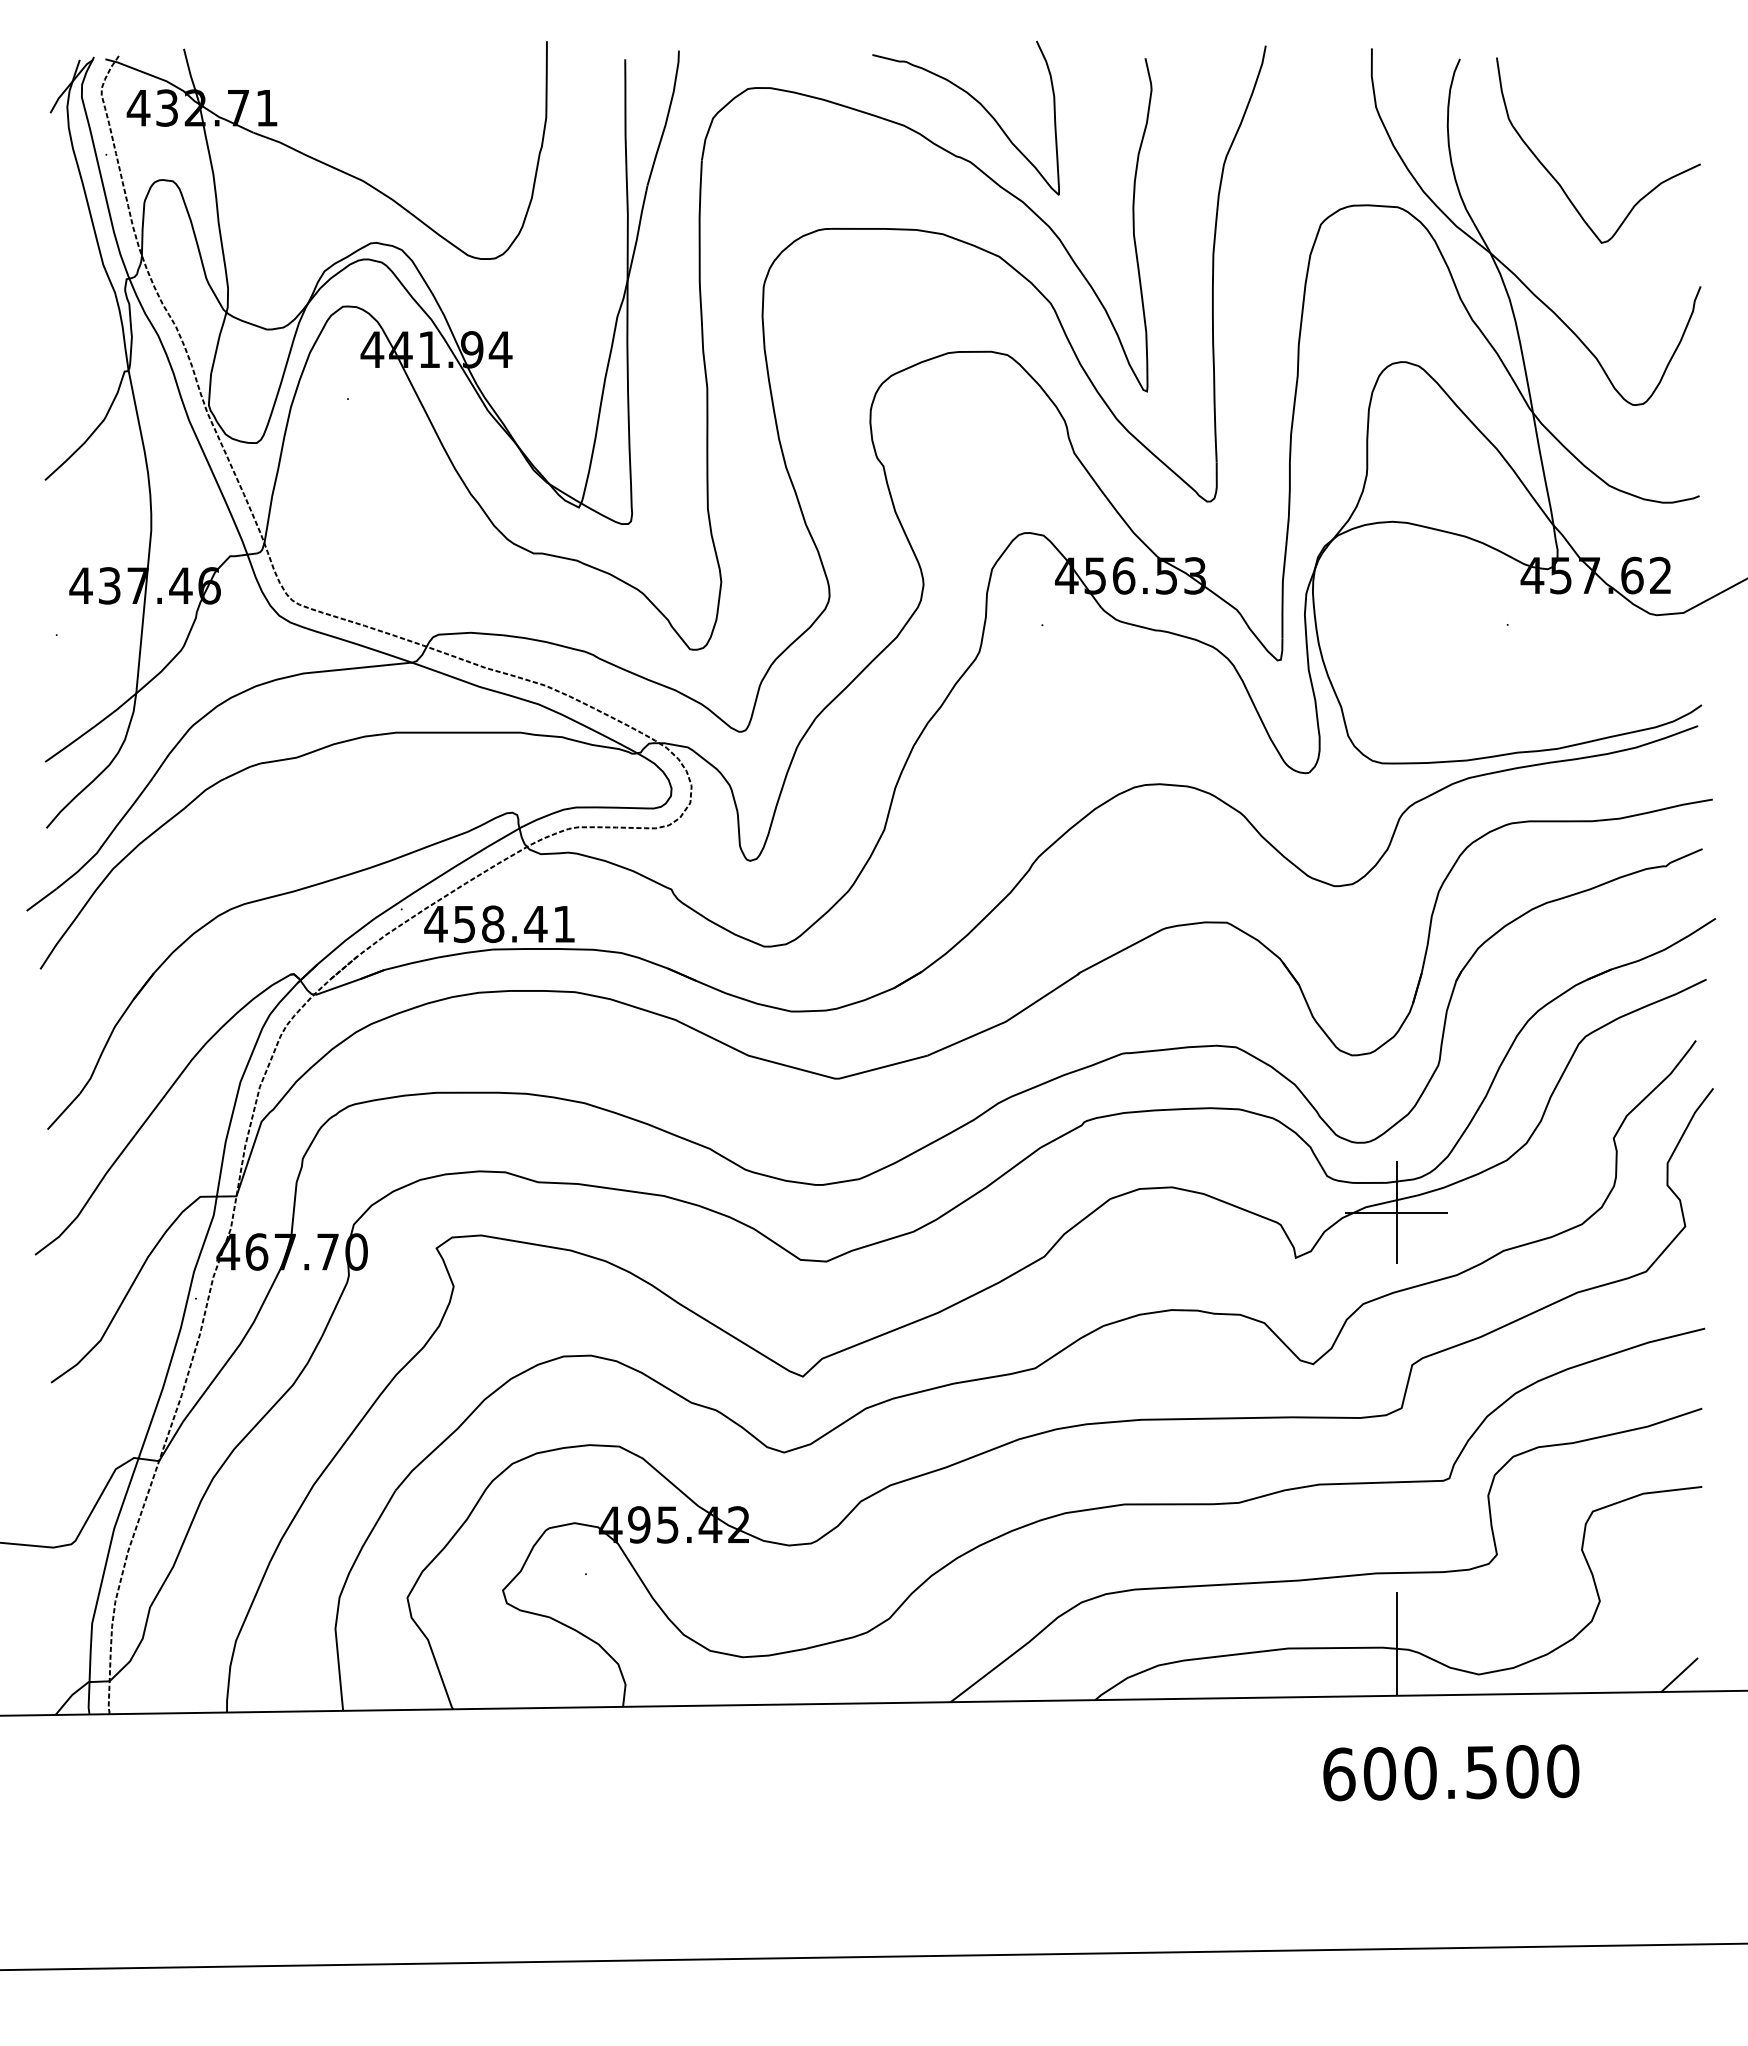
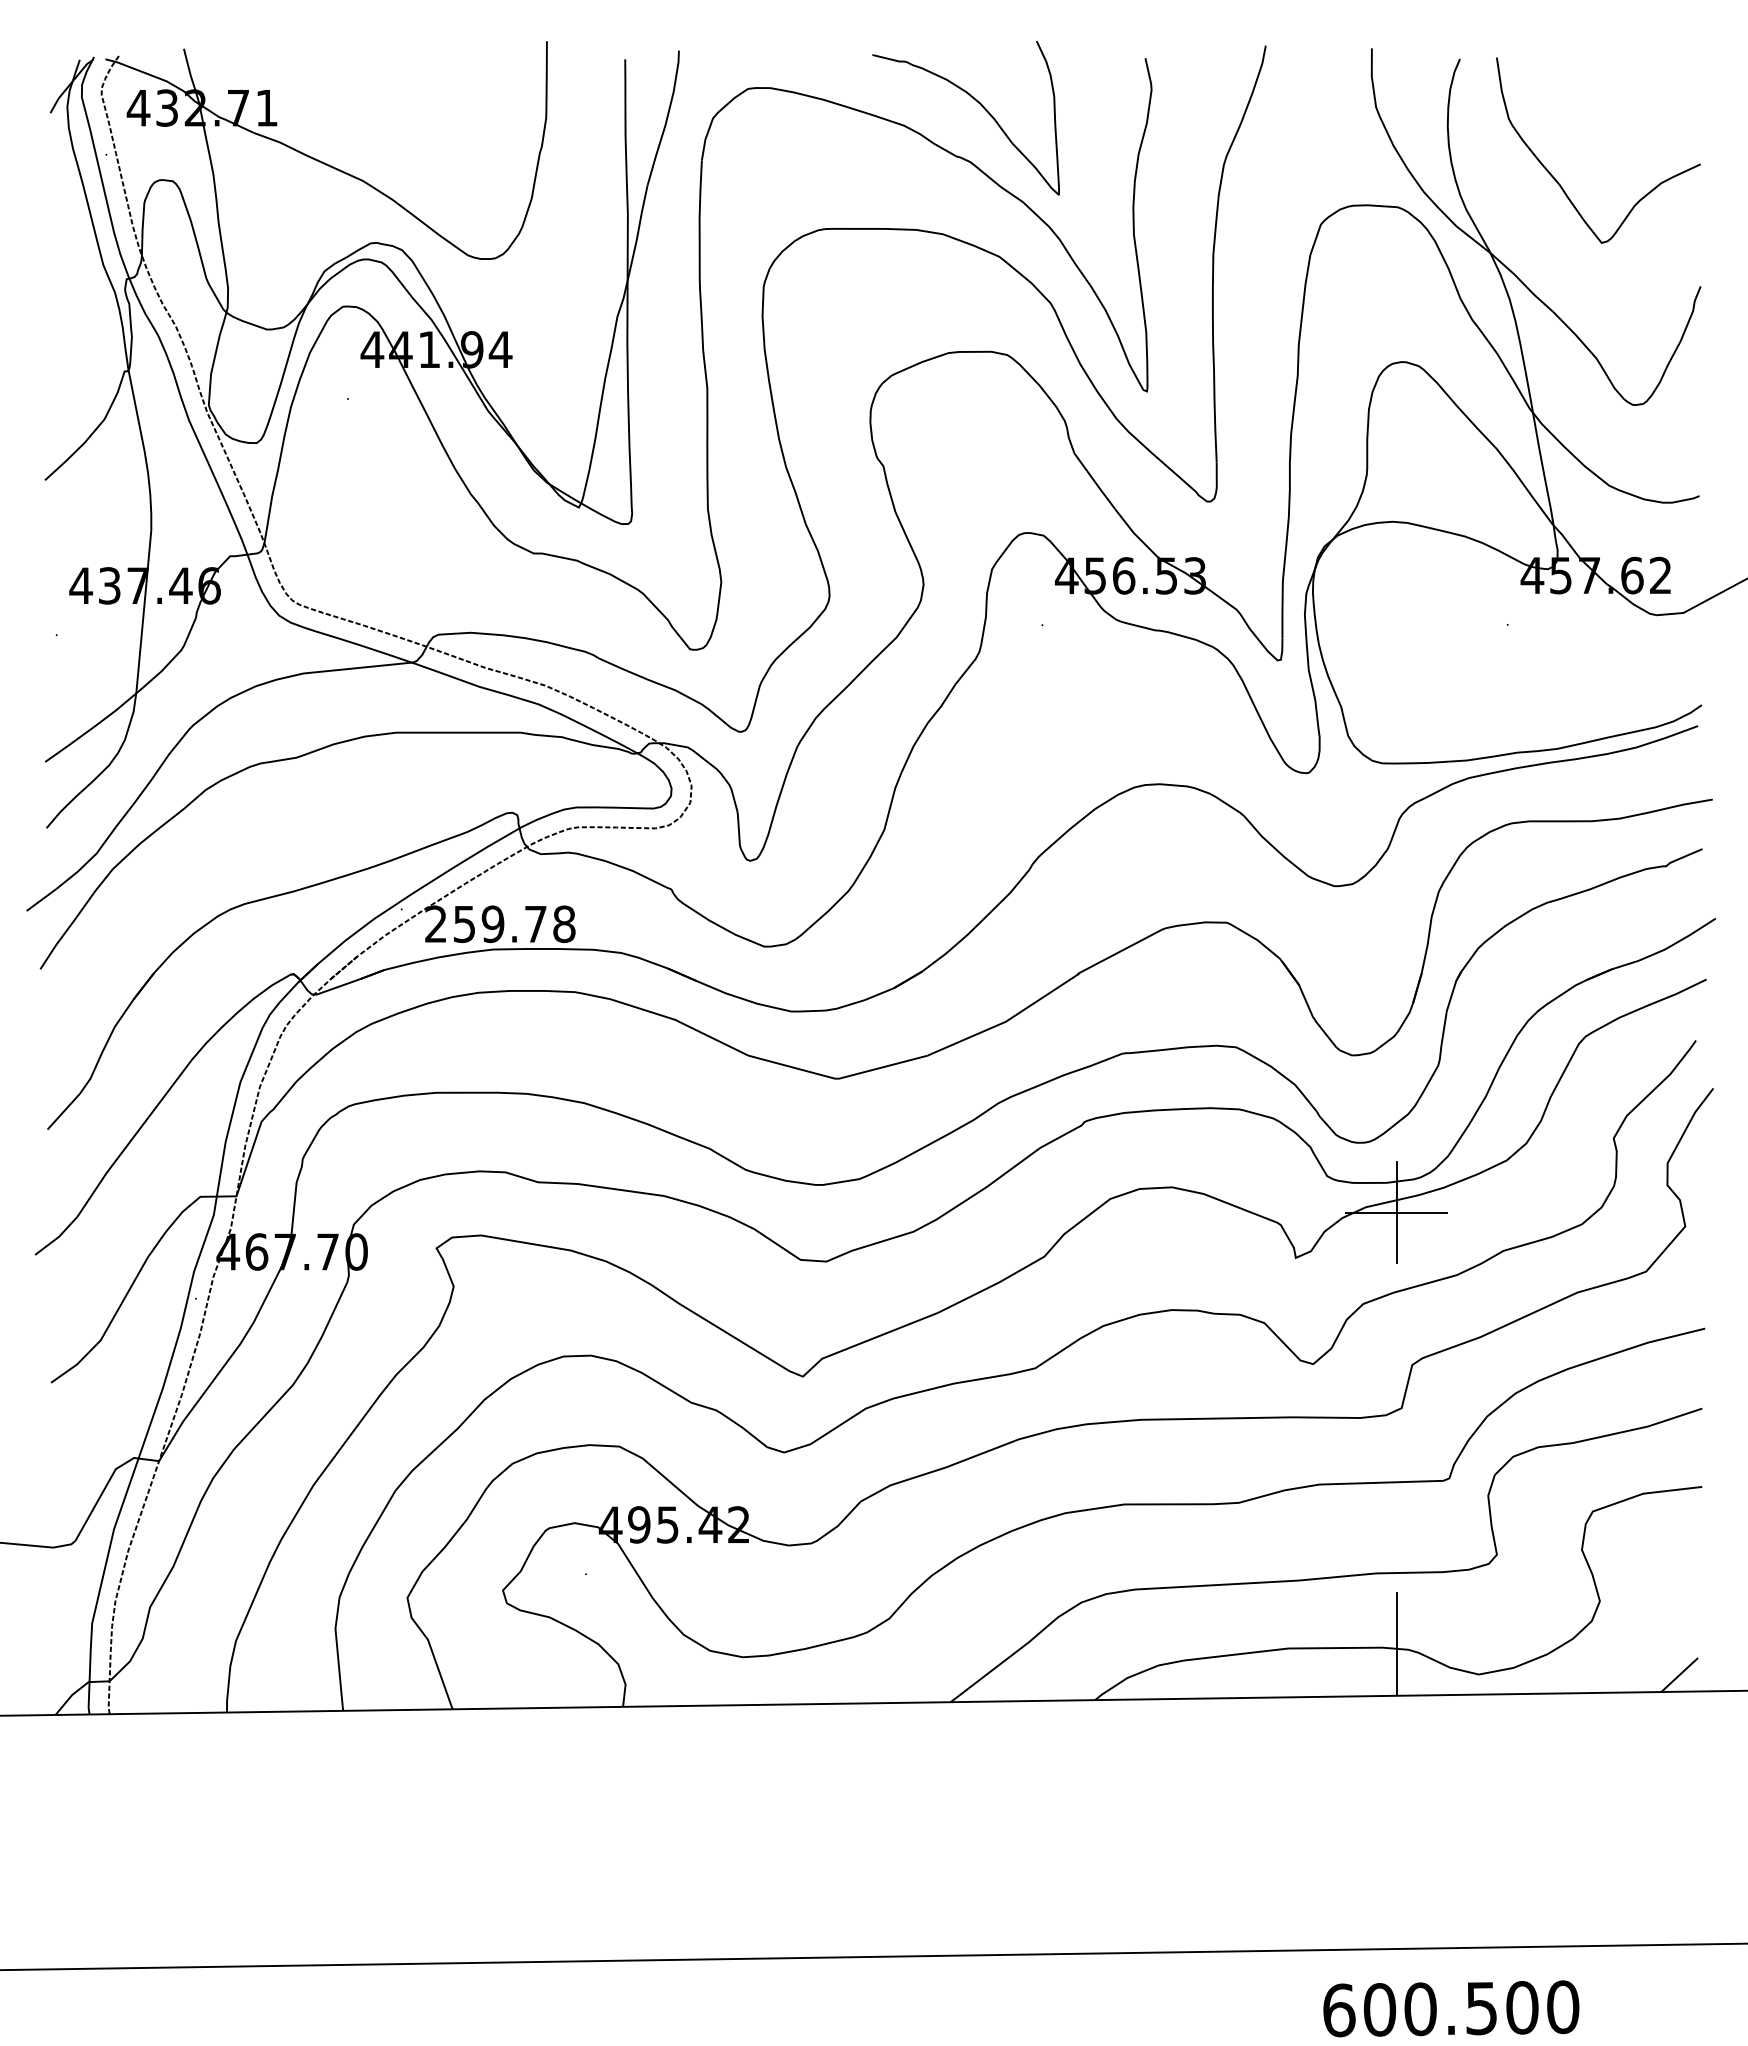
text: 458.41 -> 259.78 (499, 924)
text position: (1451, 1772) -> (1451, 2008) (1451, 2008)
